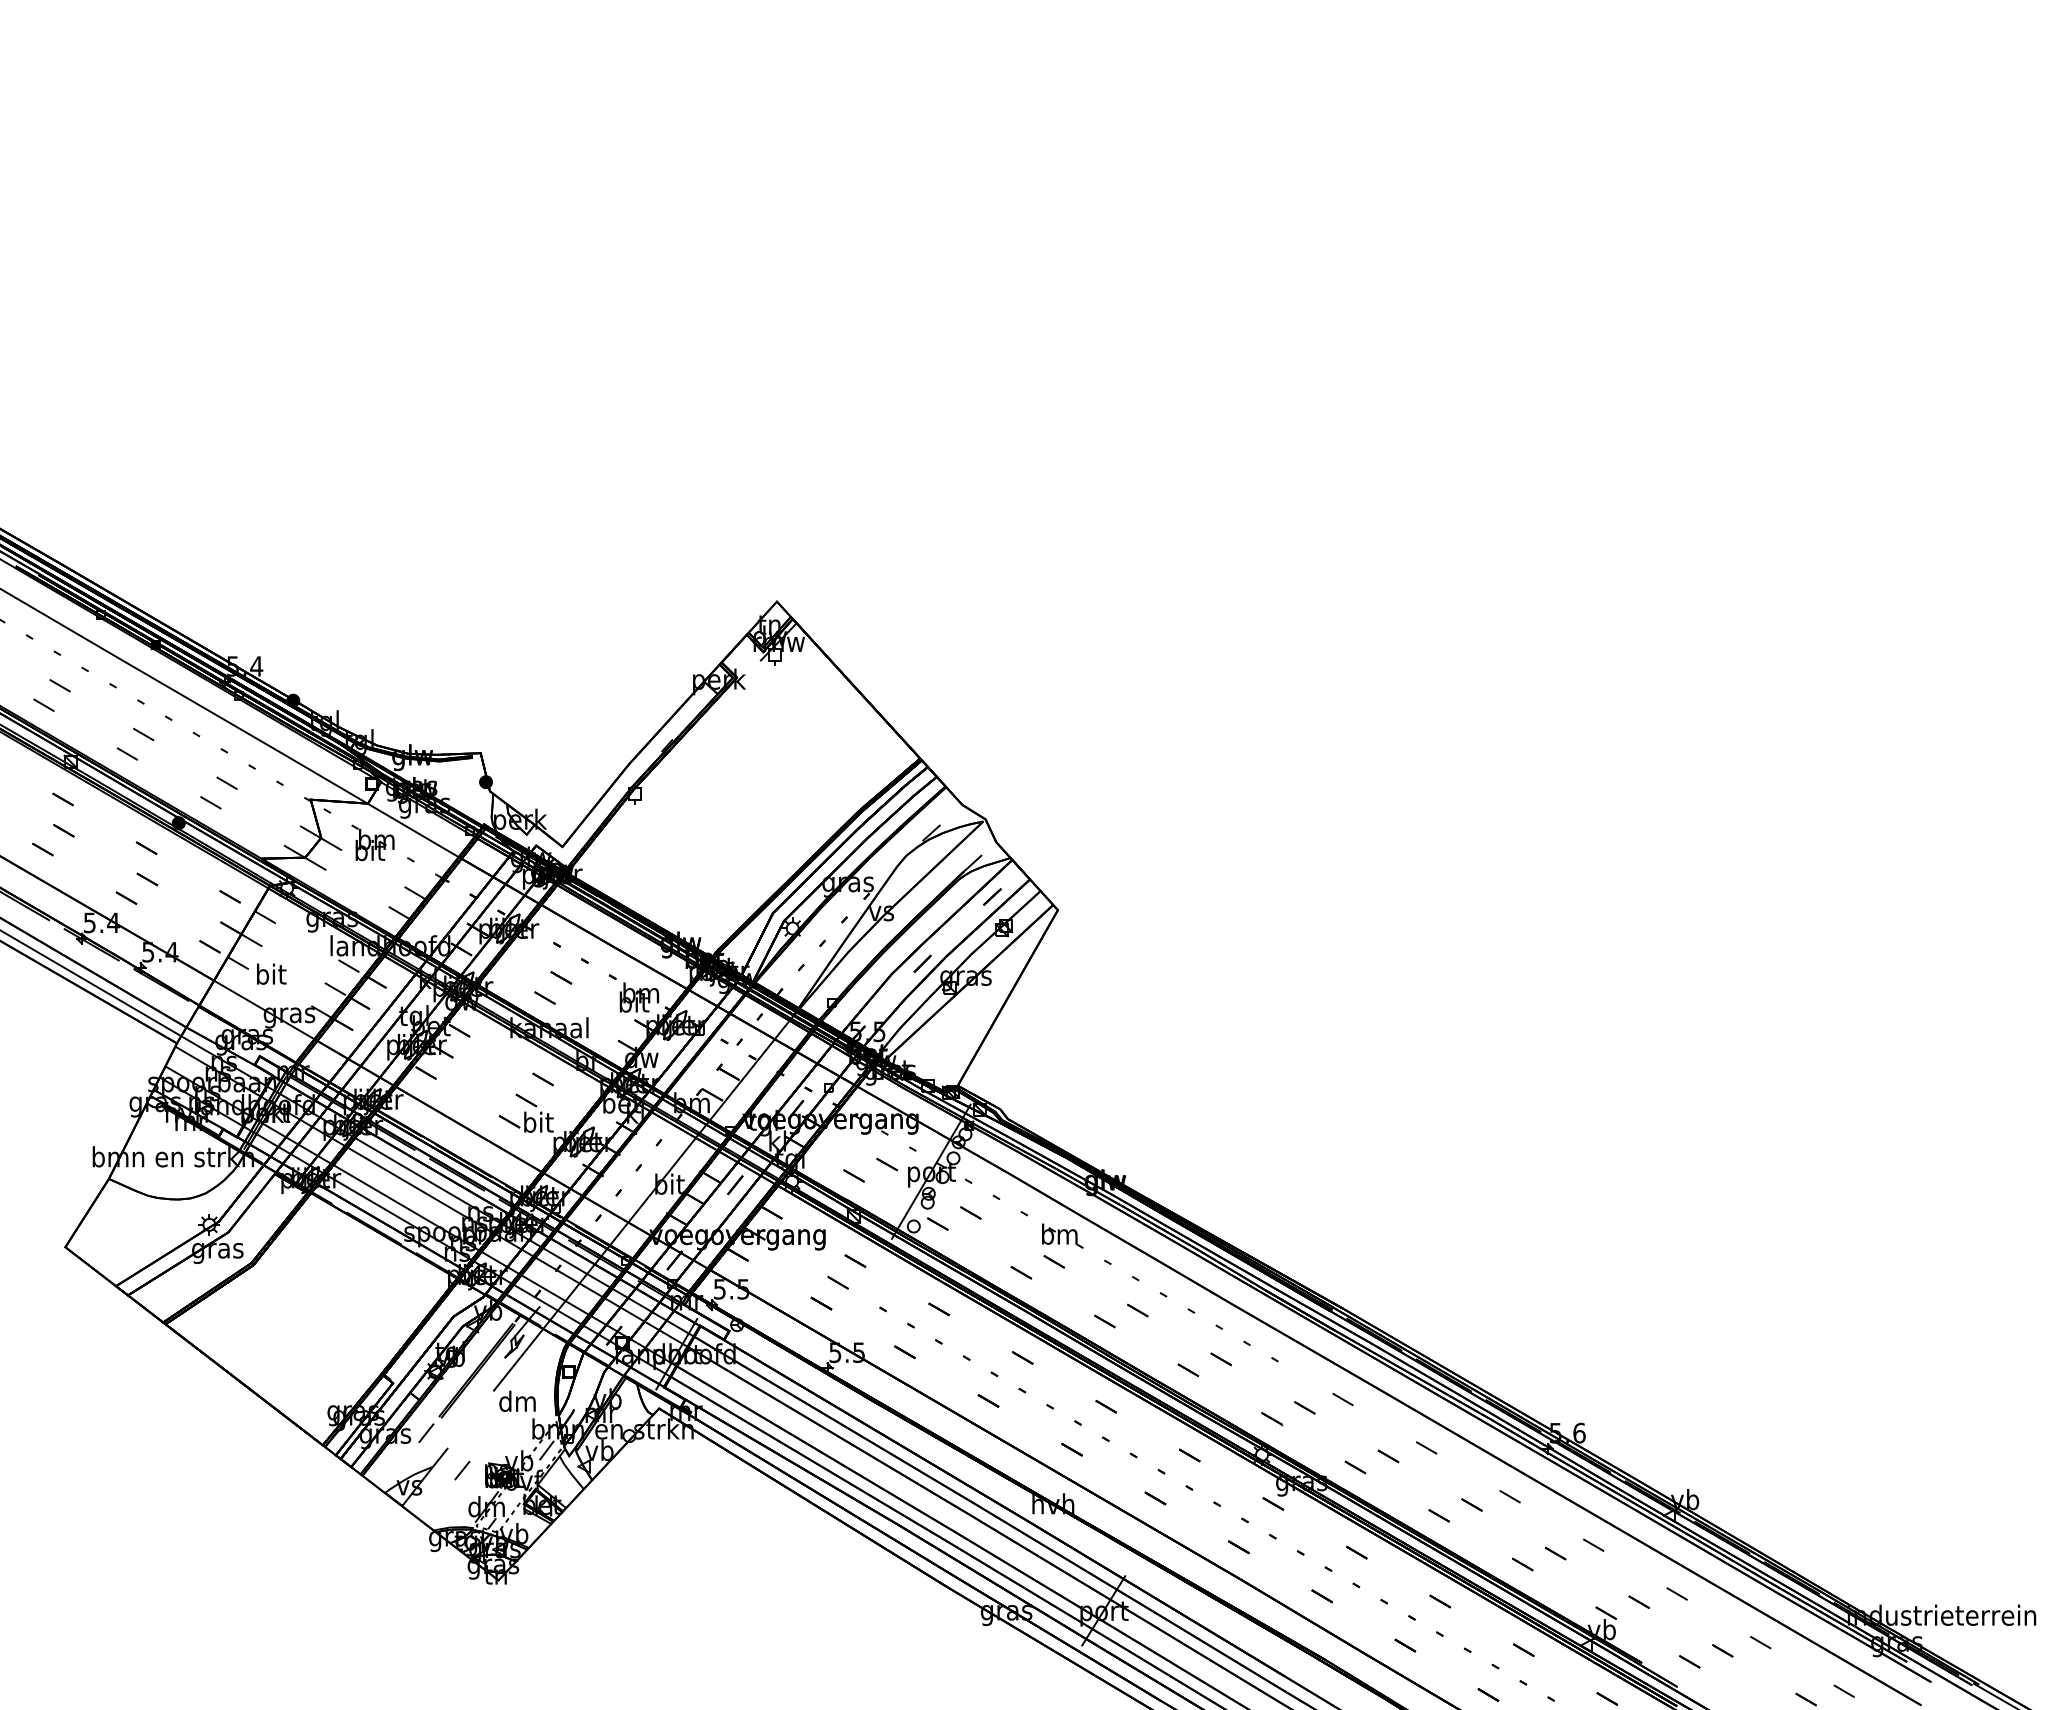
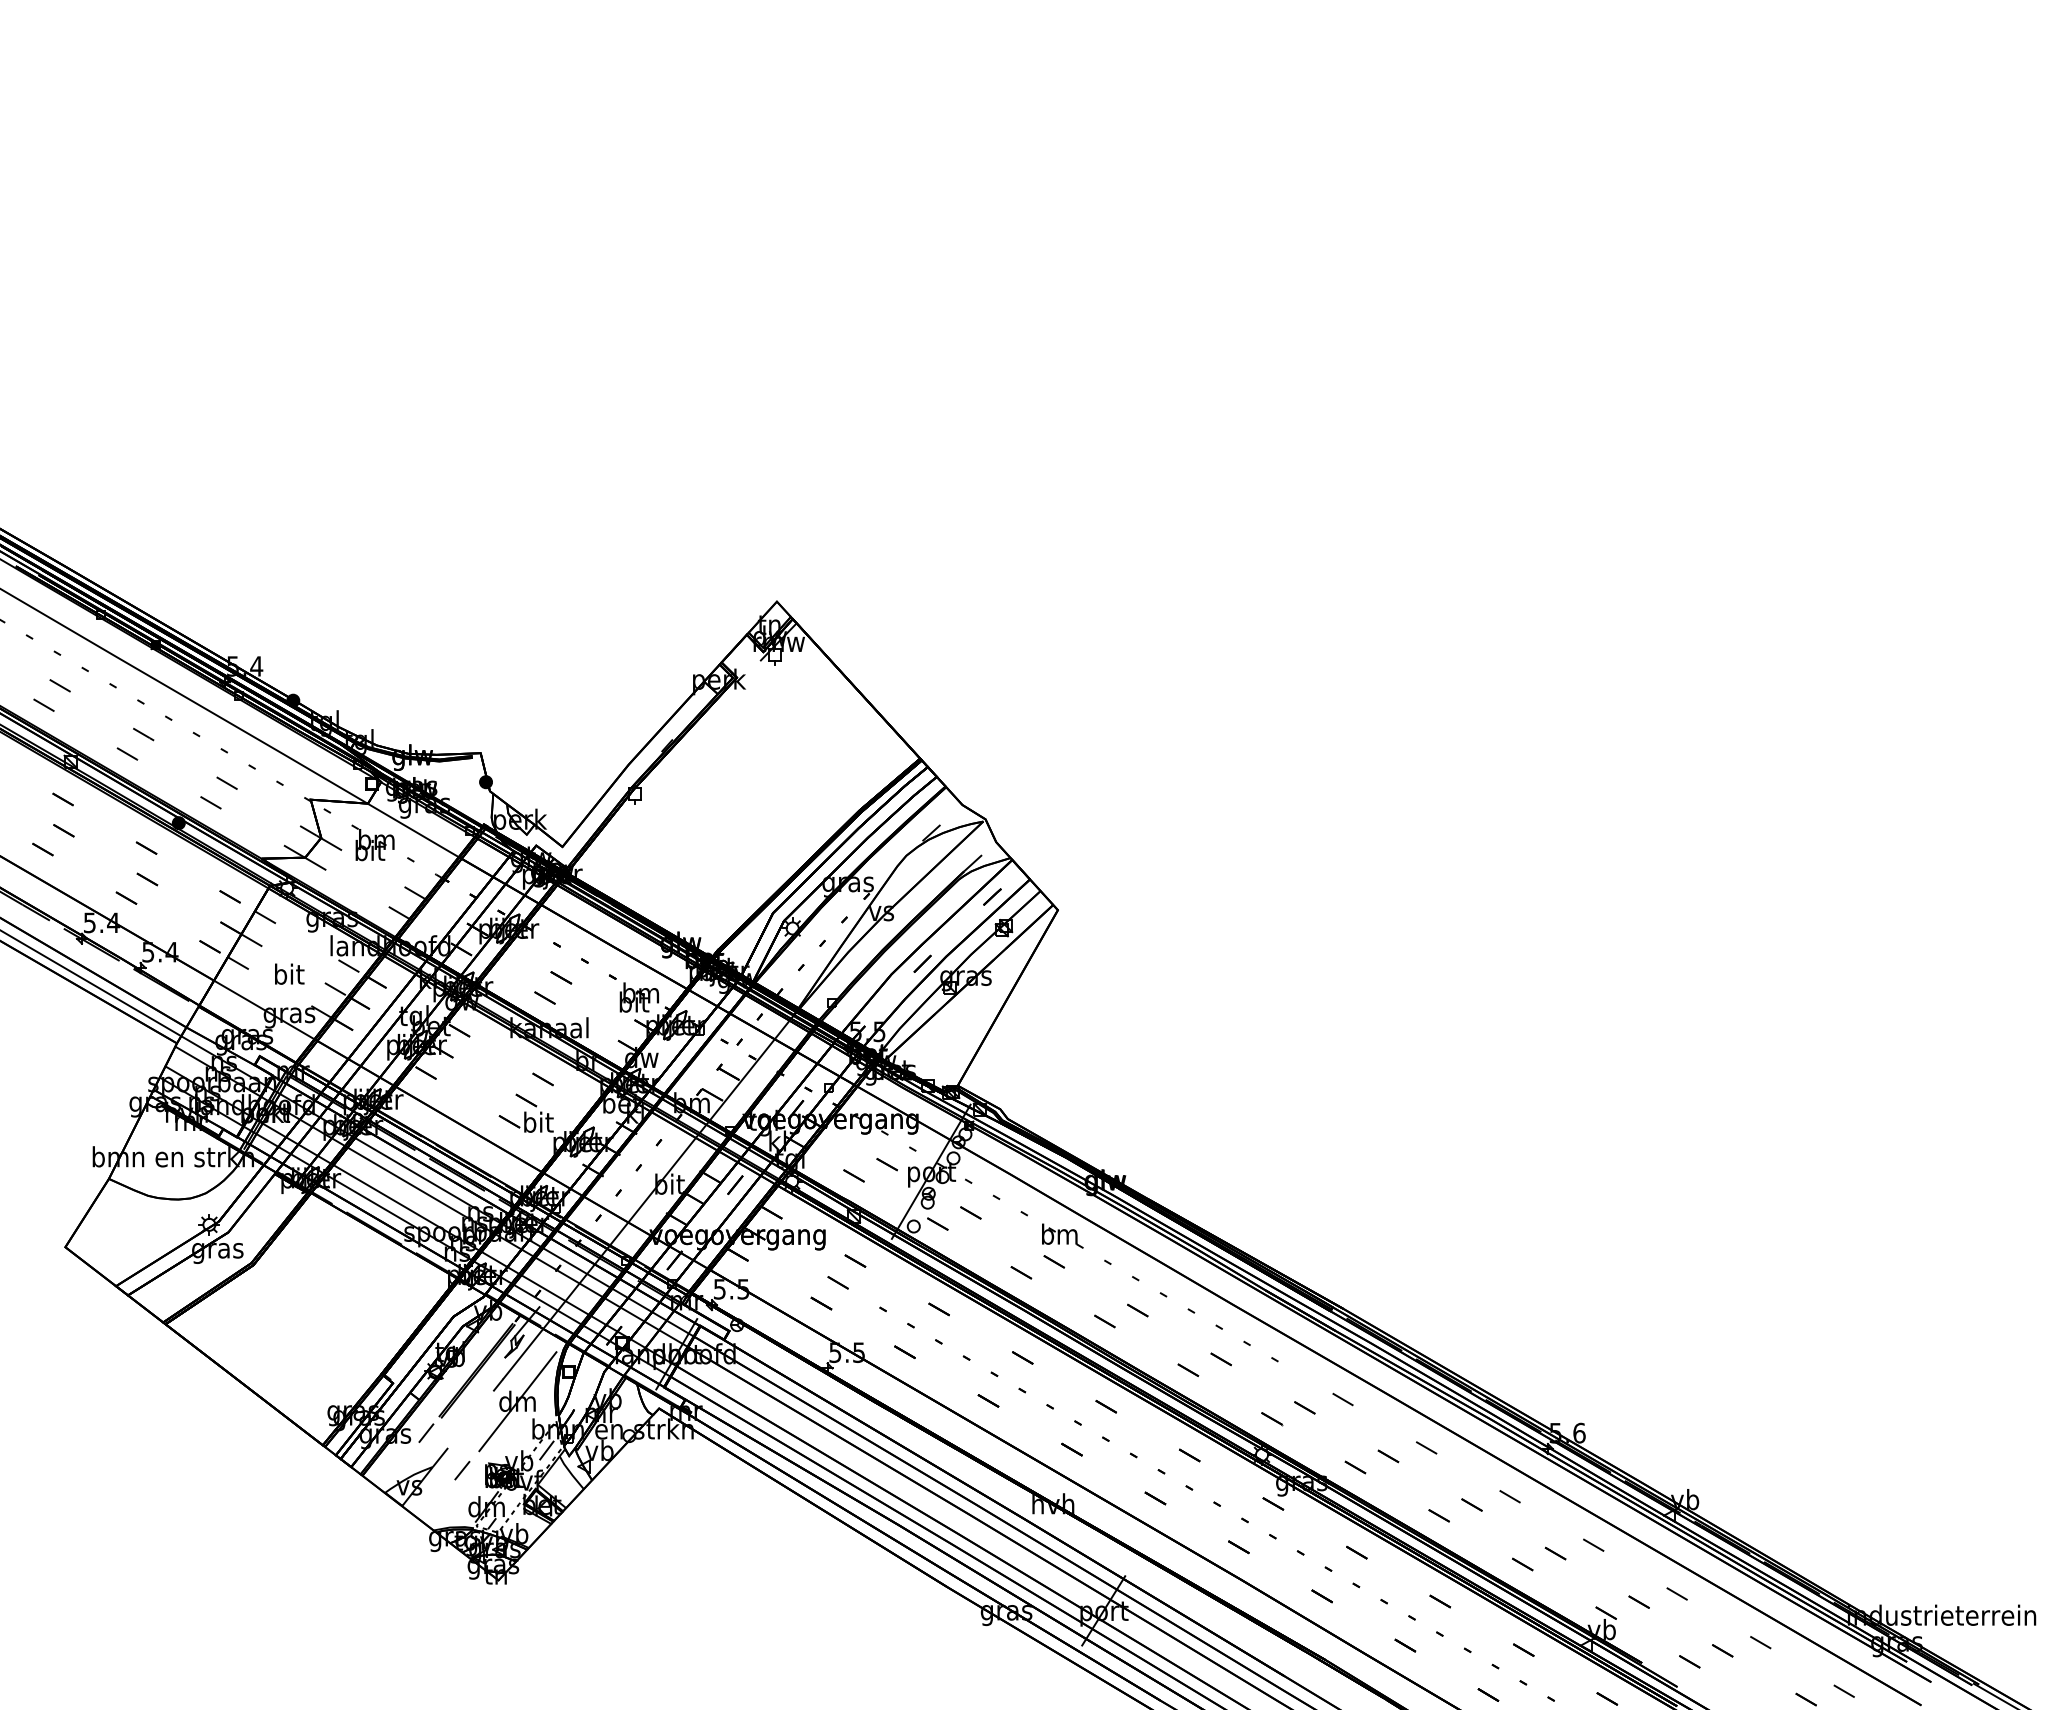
text position: (271, 973) -> (289, 973) (289, 973)
line: none -> present (517, 1401)
